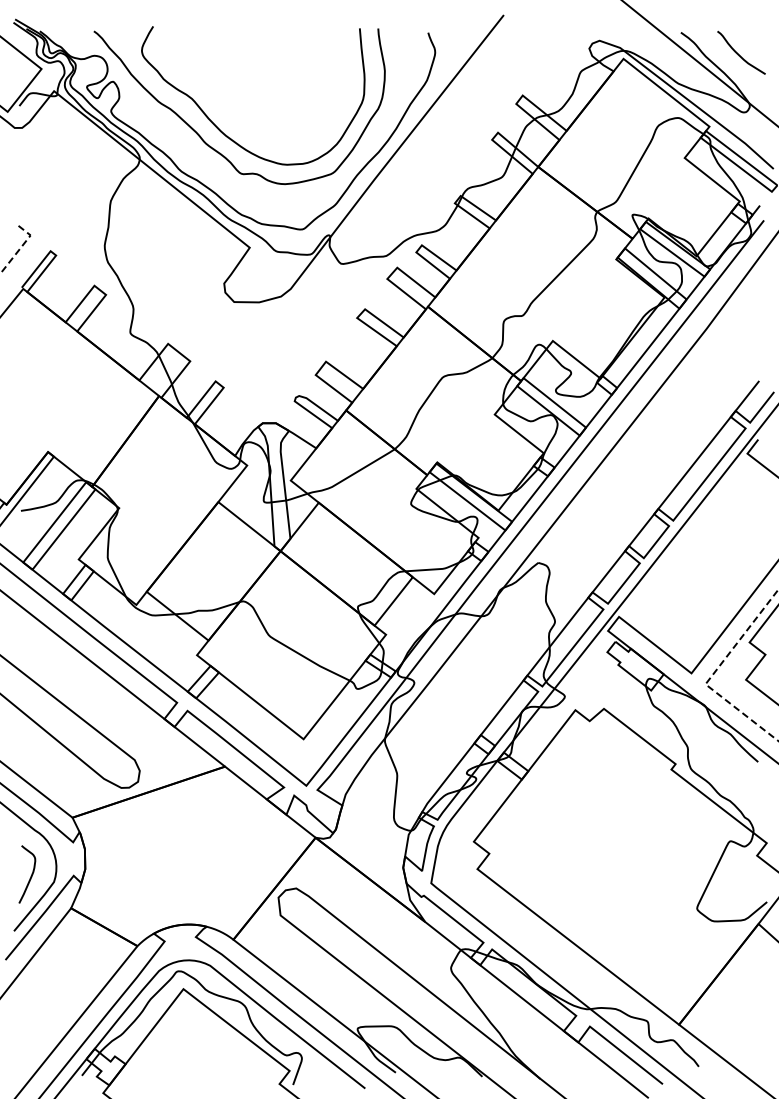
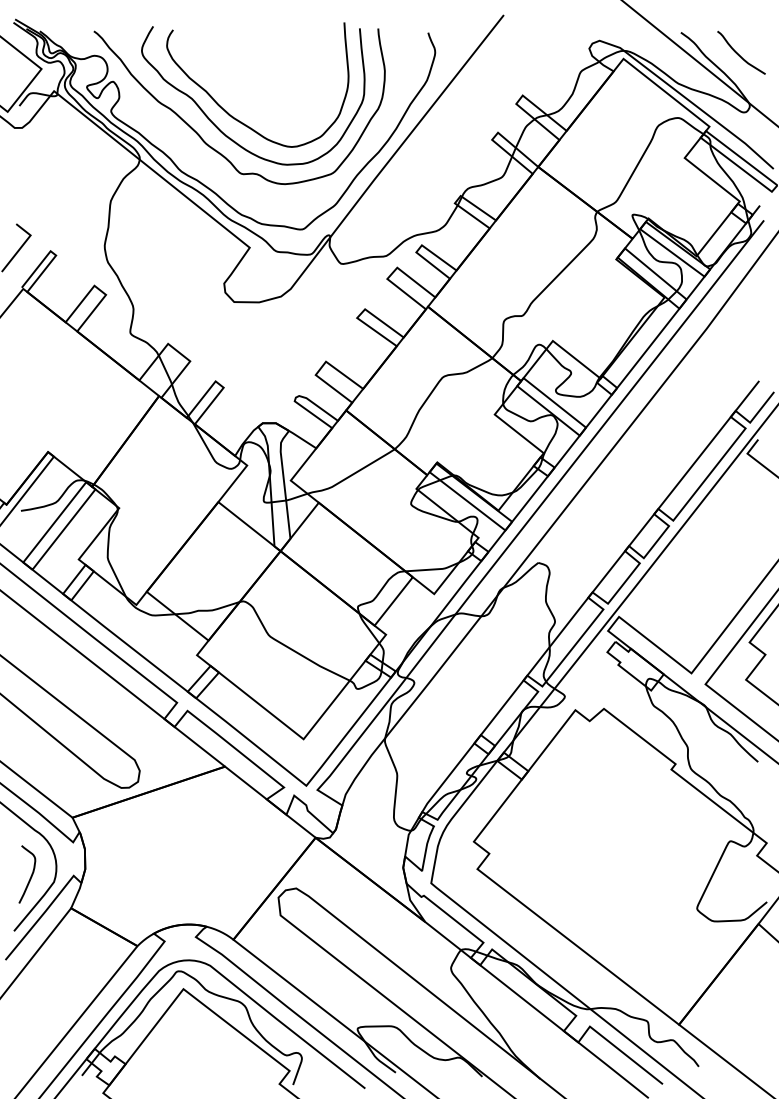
curve: none -> present (232, 115)
line: dashed -> solid (22, 245)
line: dashed -> solid (712, 674)
